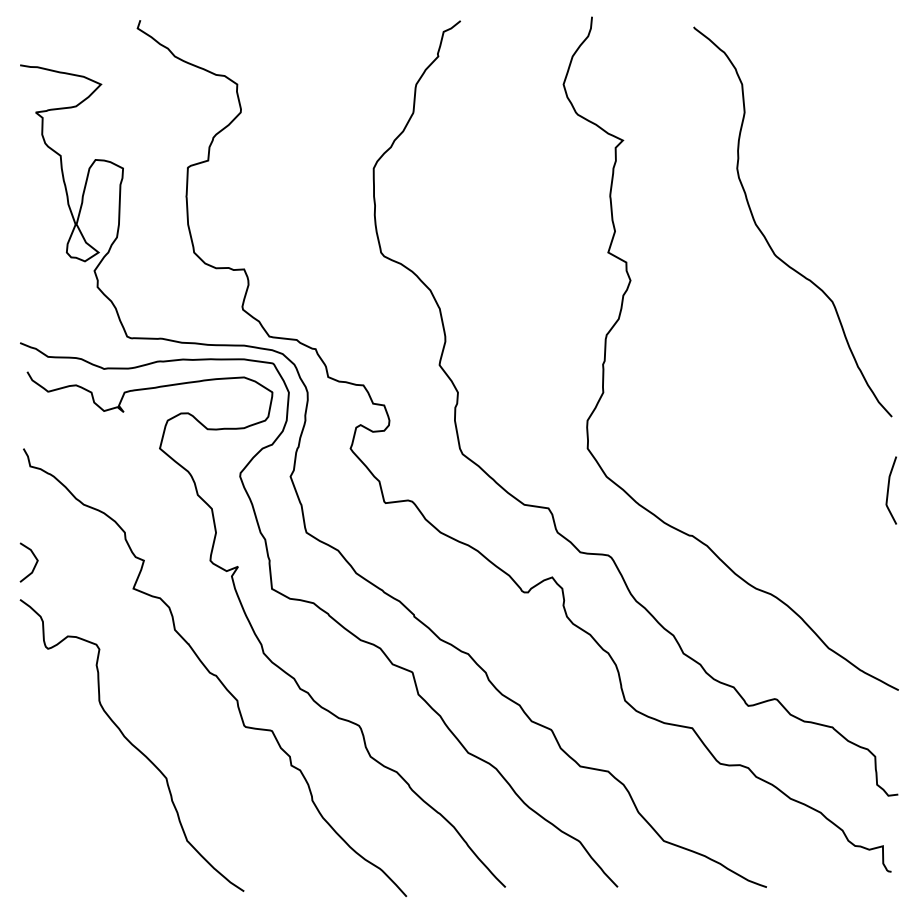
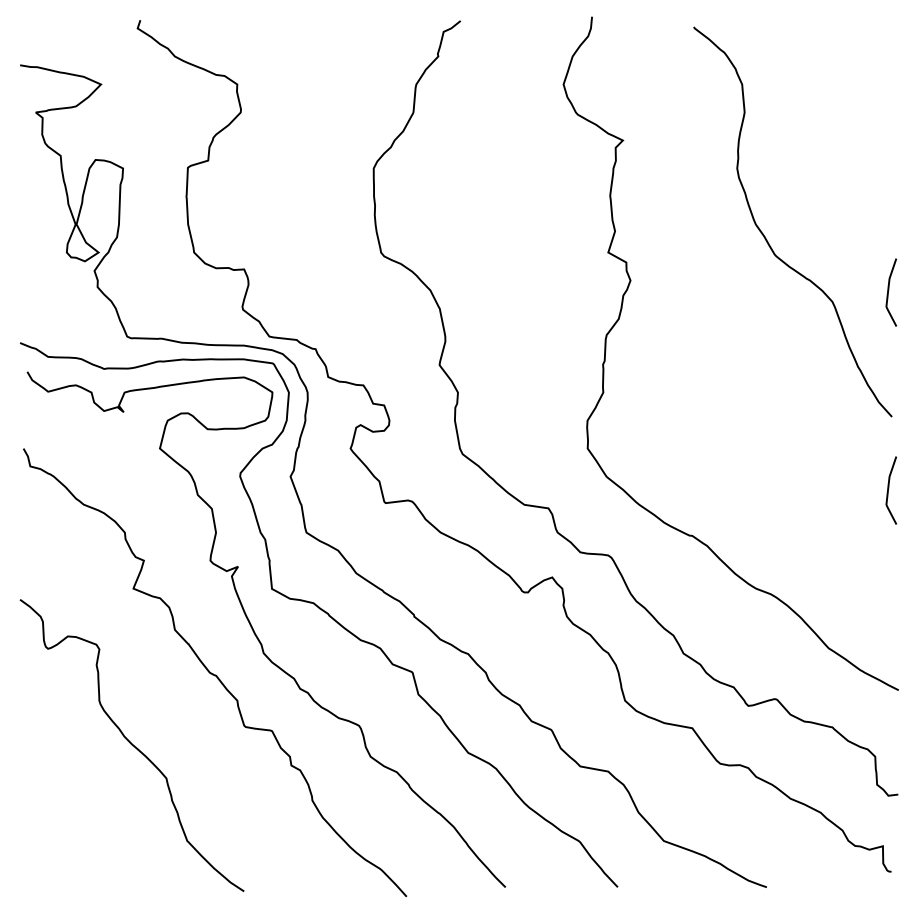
curve: none -> present (888, 292)
line: present -> none (34, 565)
